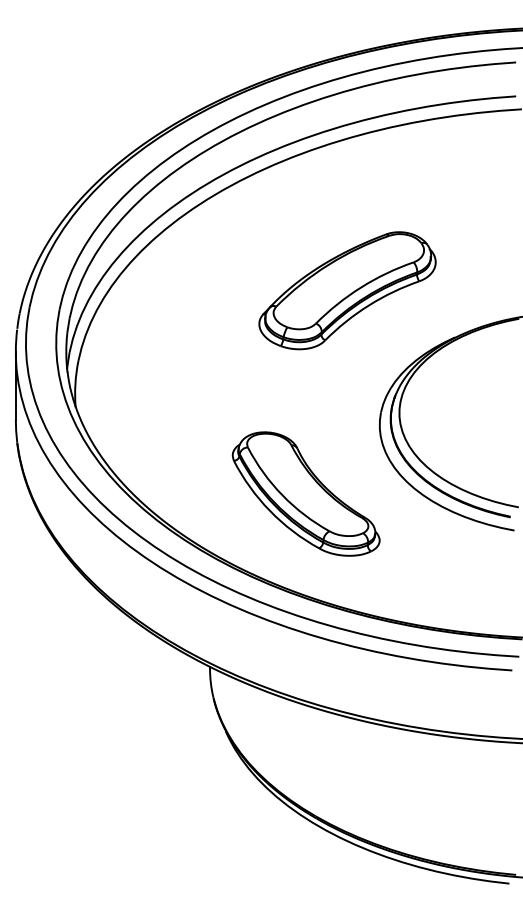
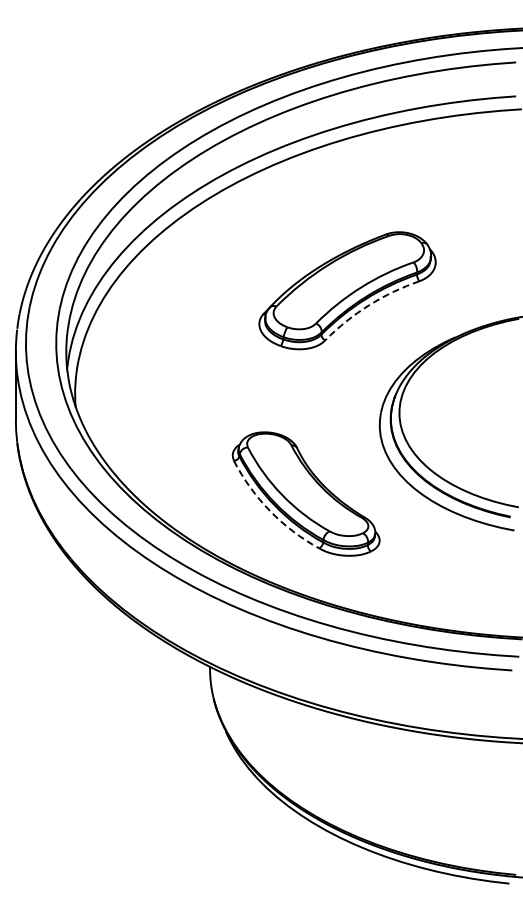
arc: solid -> dashed (369, 305)
arc: solid -> dashed (270, 510)
